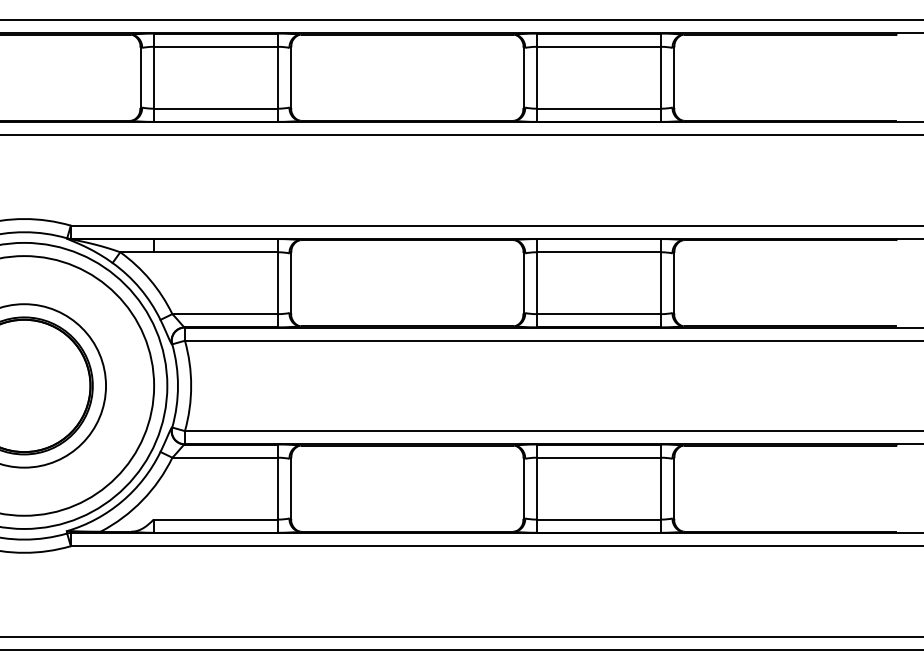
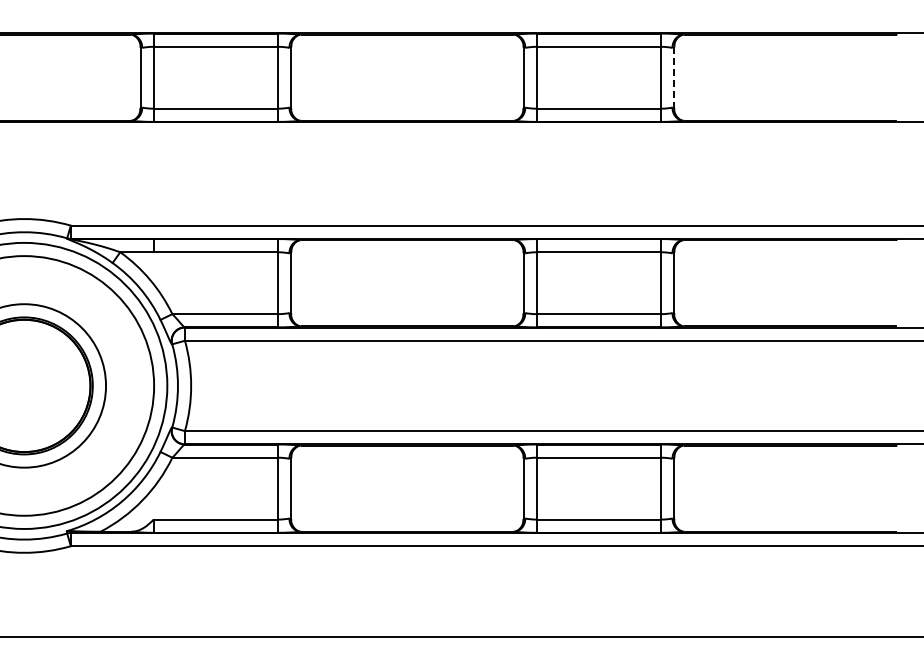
line: present -> none (461, 20)
line: solid -> dashed (674, 77)
line: present -> none (461, 135)
line: present -> none (461, 649)
